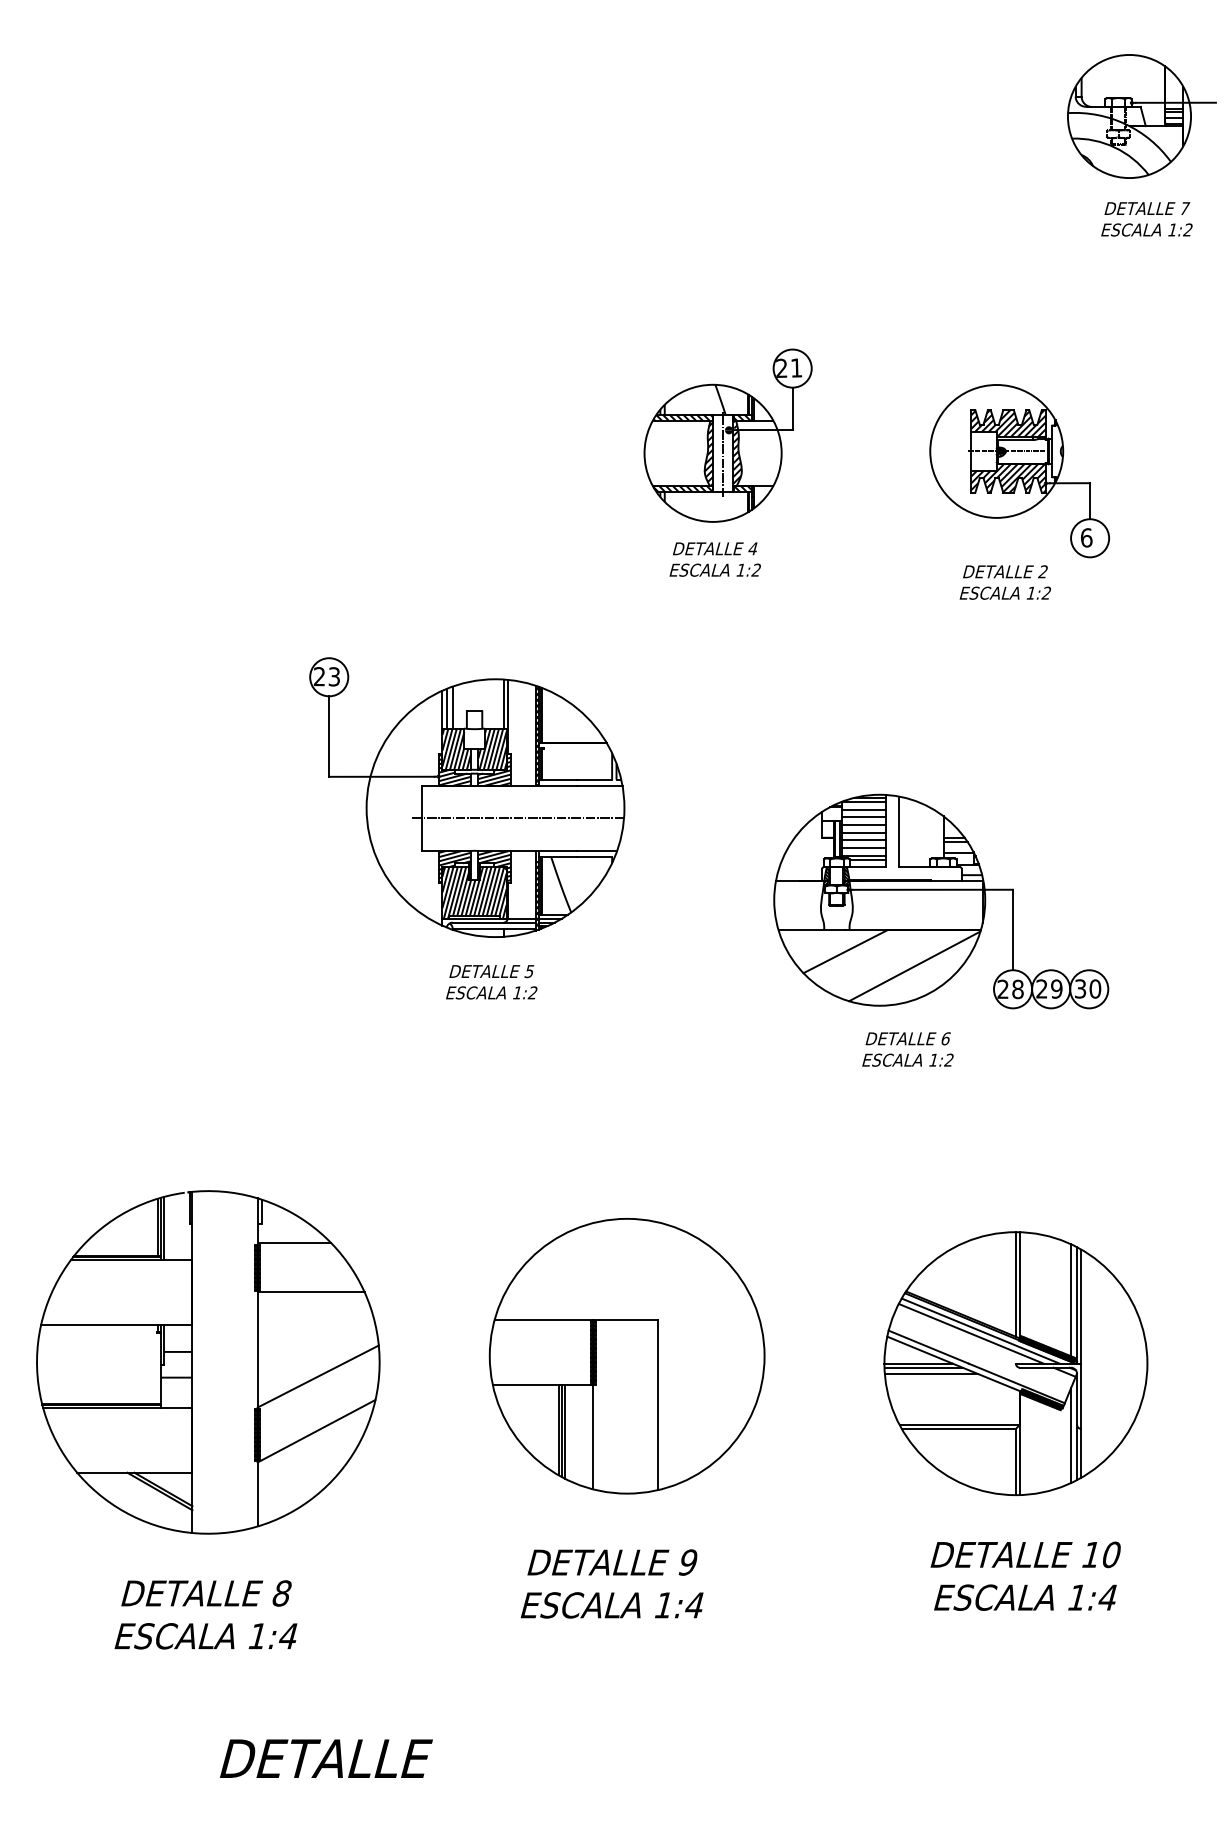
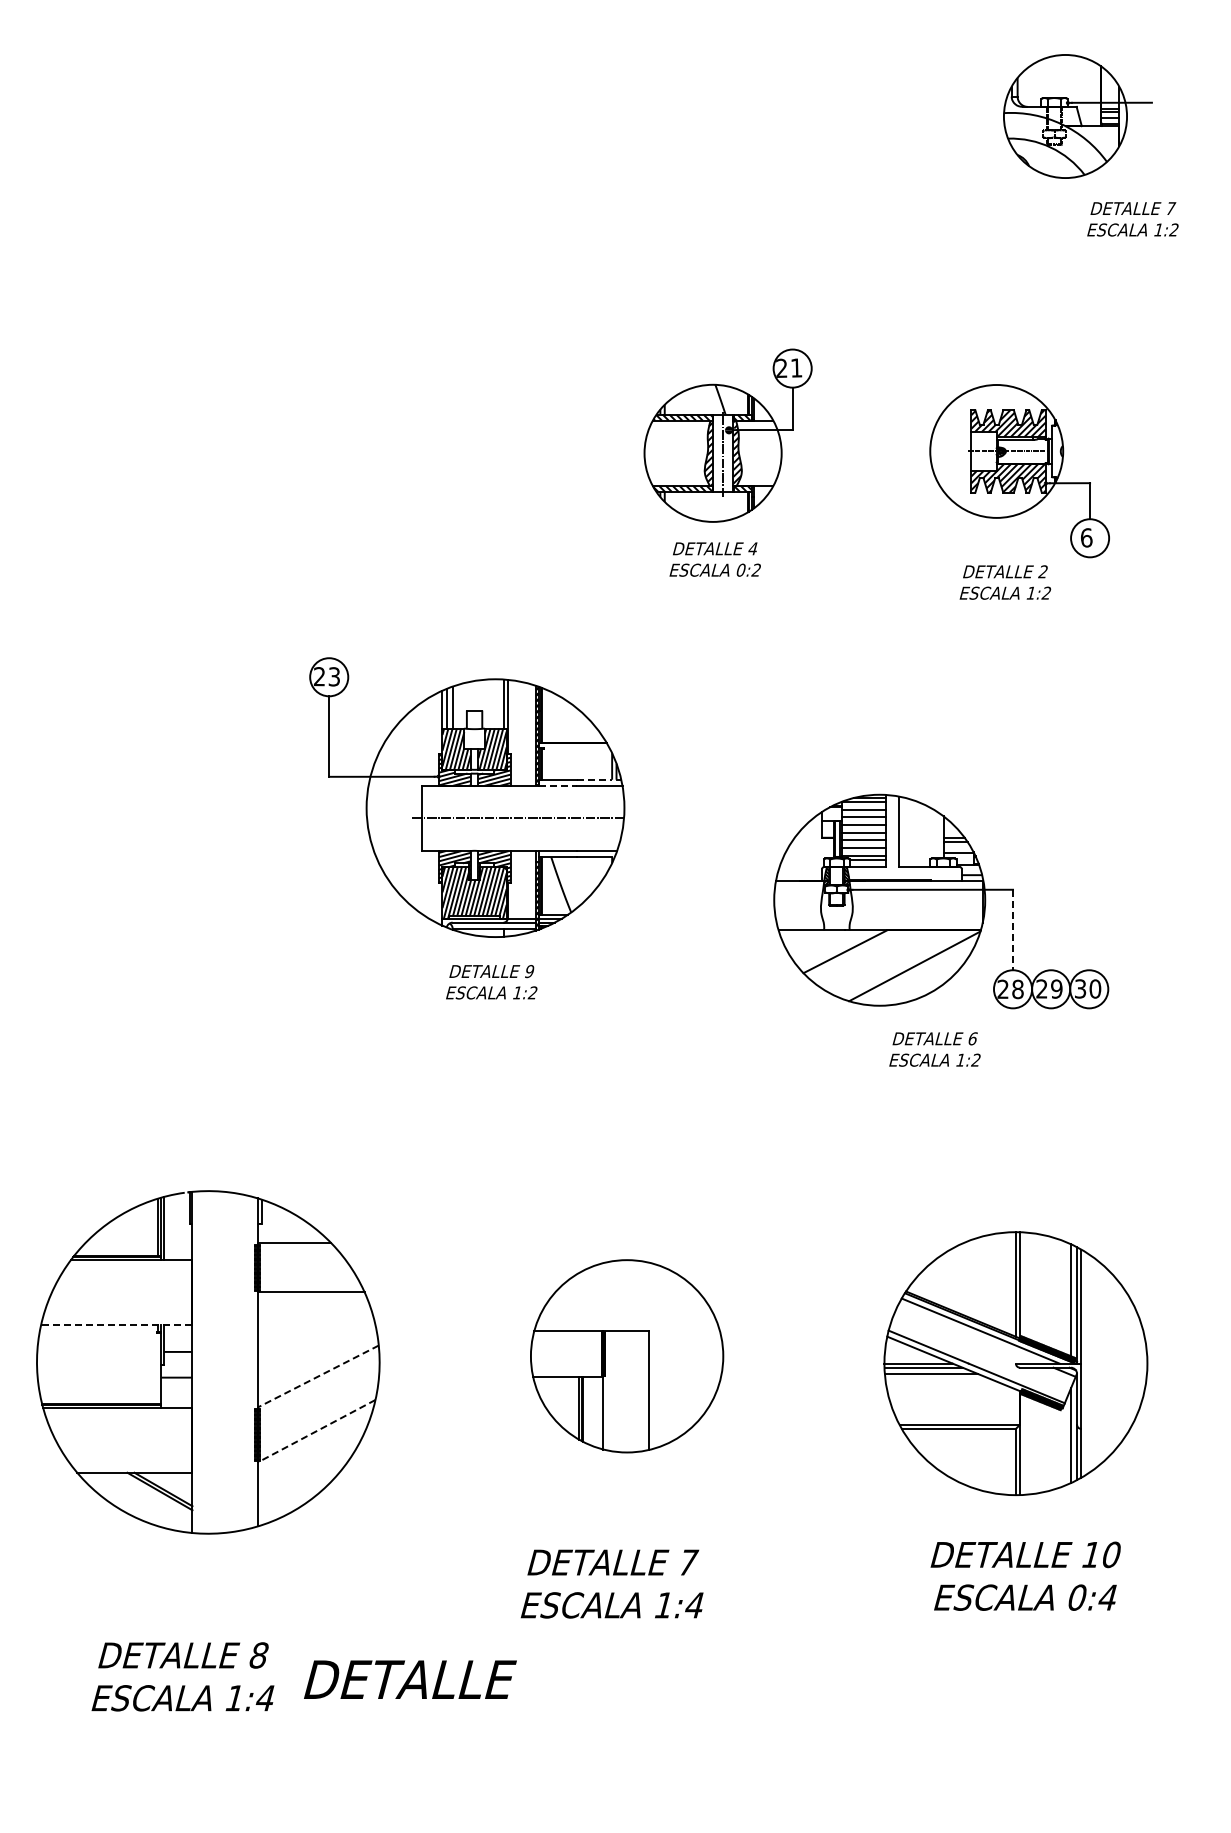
part position: (1141, 116) -> (1077, 116) (1077, 116)
text position: (1146, 219) -> (1132, 219) (1132, 219)
text: 1:2 -> 0:2 (740, 569)
line: solid -> dashed (595, 779)
line: solid -> dashed (558, 785)
line: solid -> dashed (1013, 930)
text: 5 -> 9 (529, 971)
text position: (907, 1049) -> (934, 1049) (934, 1049)
line: solid -> dashed (116, 1325)
line: present -> none (970, 1333)
part size: 278x277 px -> 195x195 px (627, 1356)
line: solid -> dashed (317, 1376)
line: solid -> dashed (316, 1431)
text: 9 -> 7 (688, 1562)
text: 1:4 -> 0:4 (1077, 1597)
text position: (205, 1614) -> (182, 1676) (182, 1676)
text position: (326, 1758) -> (410, 1679) (410, 1679)
